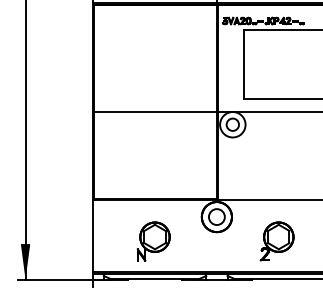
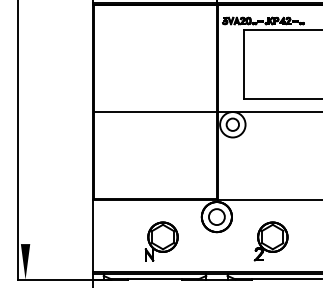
line position: (25, 140) -> (17, 140) (17, 140)
part position: (153, 241) -> (161, 241) (161, 241)
part position: (276, 241) -> (270, 241) (270, 241)
